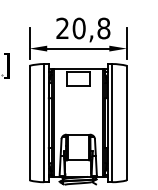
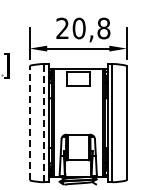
line: solid -> dashed (29, 122)
line: solid -> dashed (44, 122)
